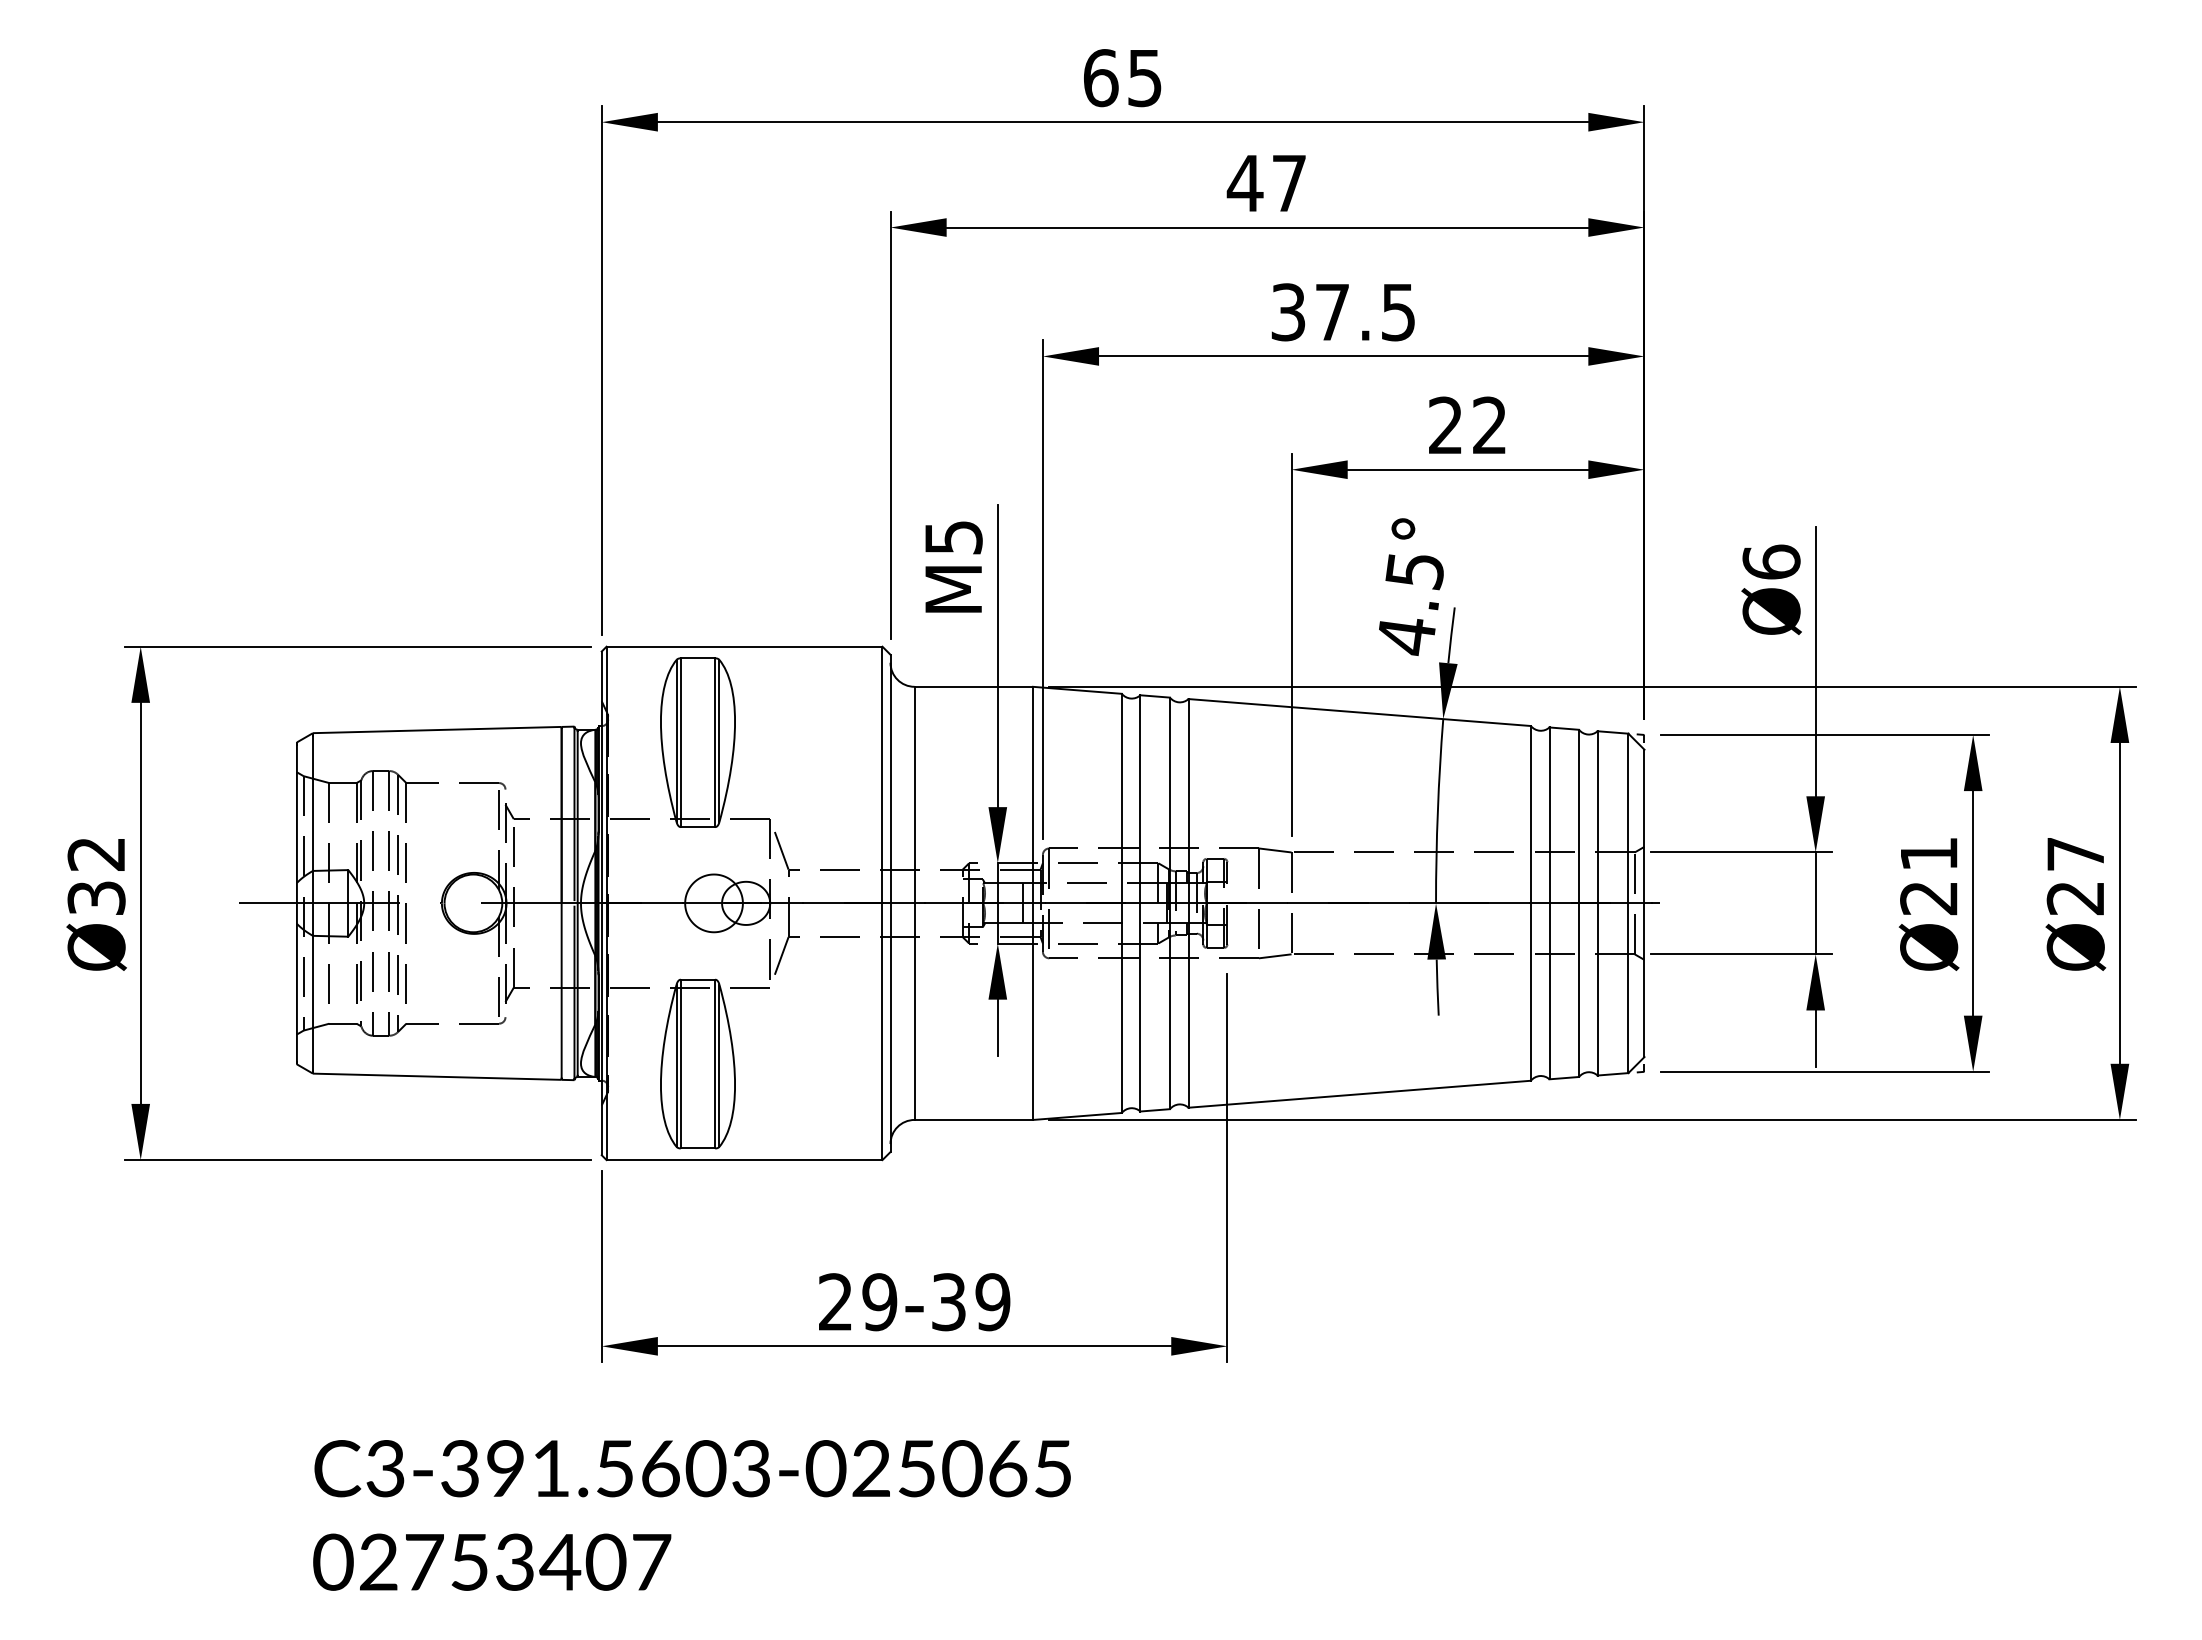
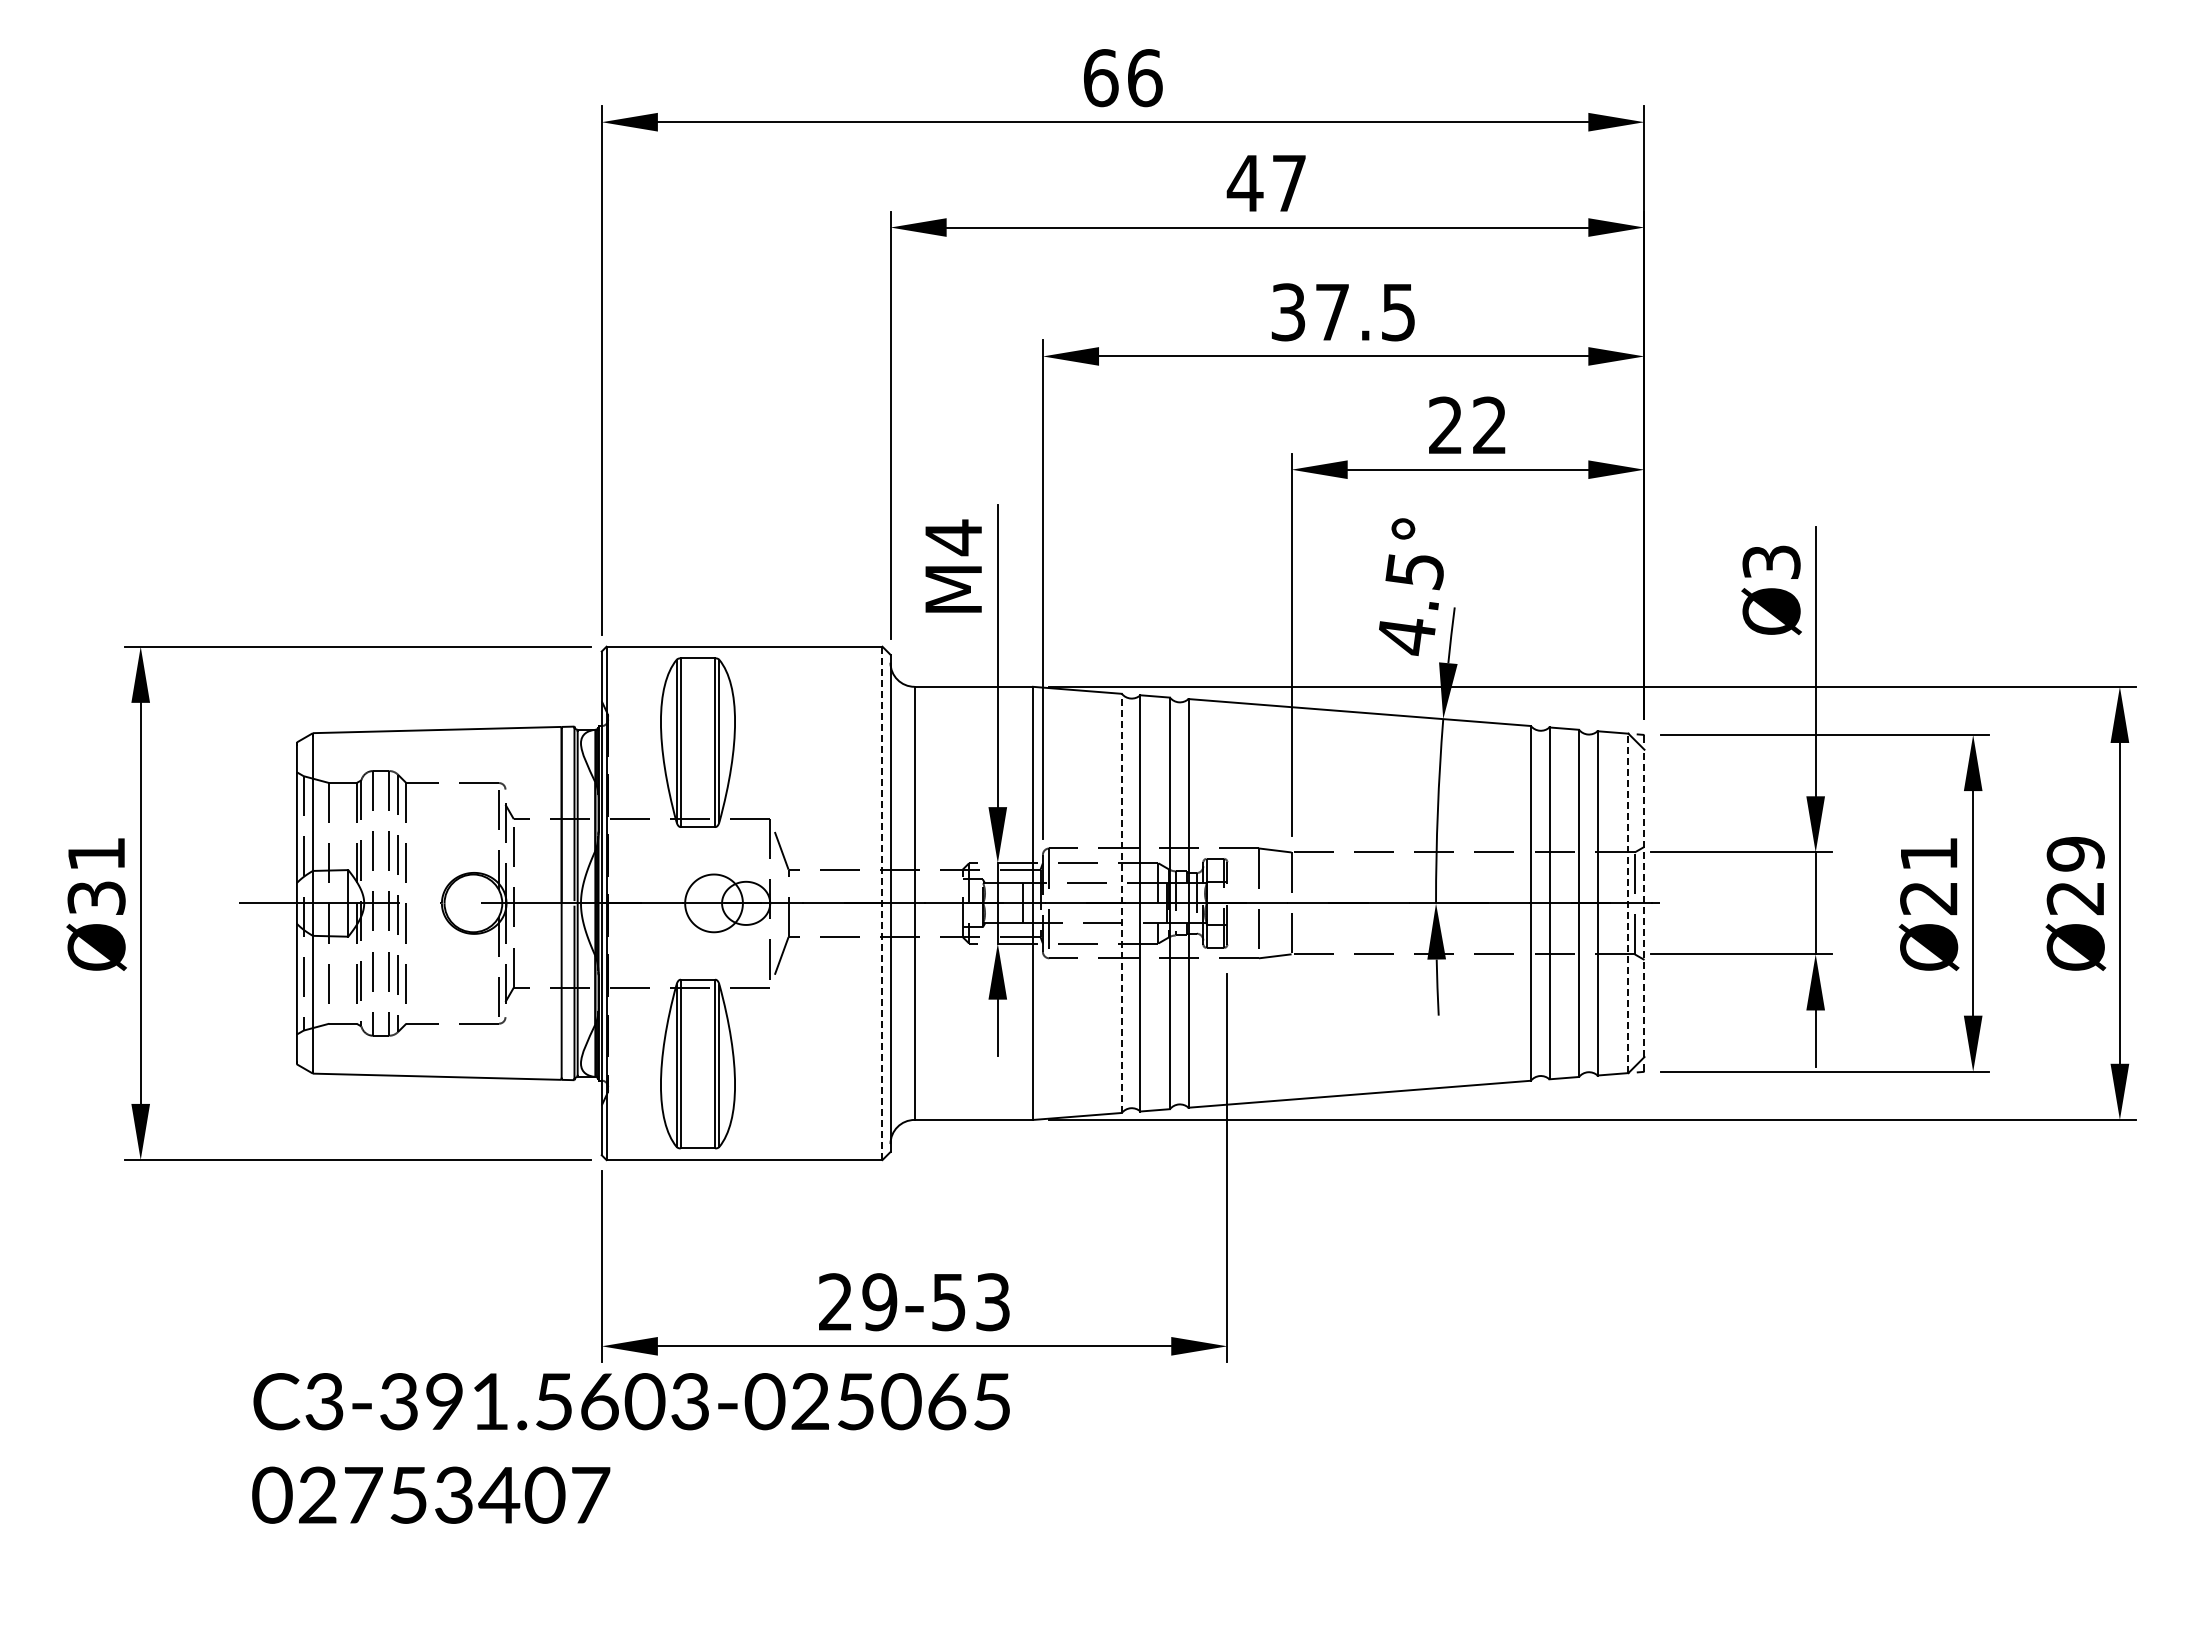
text: 65 -> 66 (1145, 78)
text: M5 -> M4 (953, 537)
text: Ø6 -> Ø3 (1771, 561)
text: Ø32 -> Ø31 (95, 854)
text: Ø27 -> Ø29 (2075, 854)
line: solid -> dashed (882, 903)
line: solid -> dashed (1121, 903)
line: solid -> dashed (1628, 903)
line: solid -> dashed (1644, 903)
text: 29-39 -> 29-53 (971, 1302)
text position: (691, 1515) -> (630, 1448) (630, 1448)
